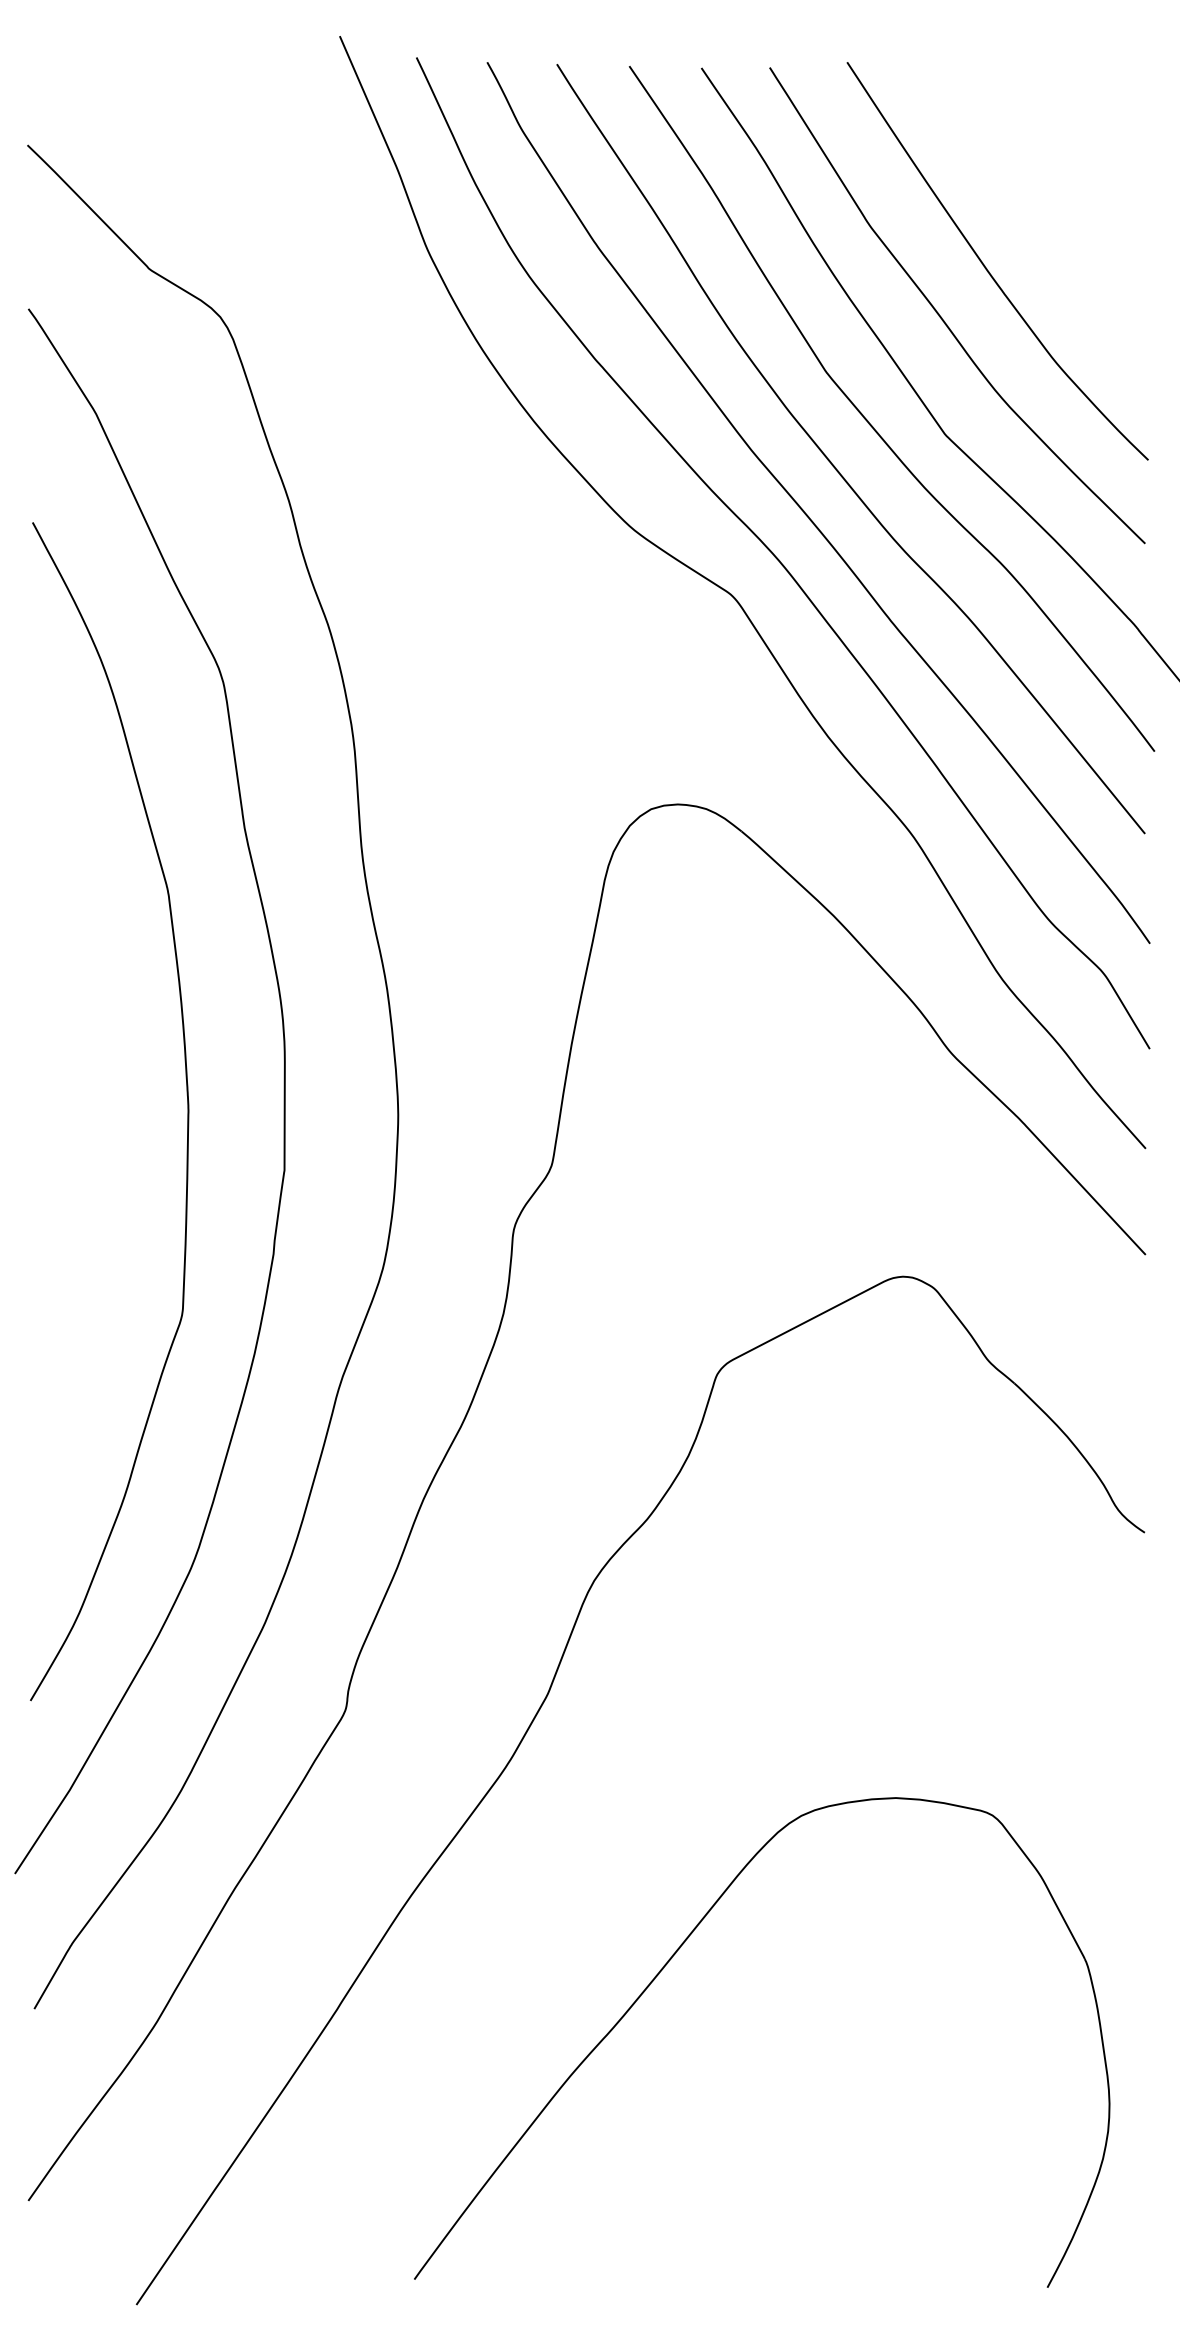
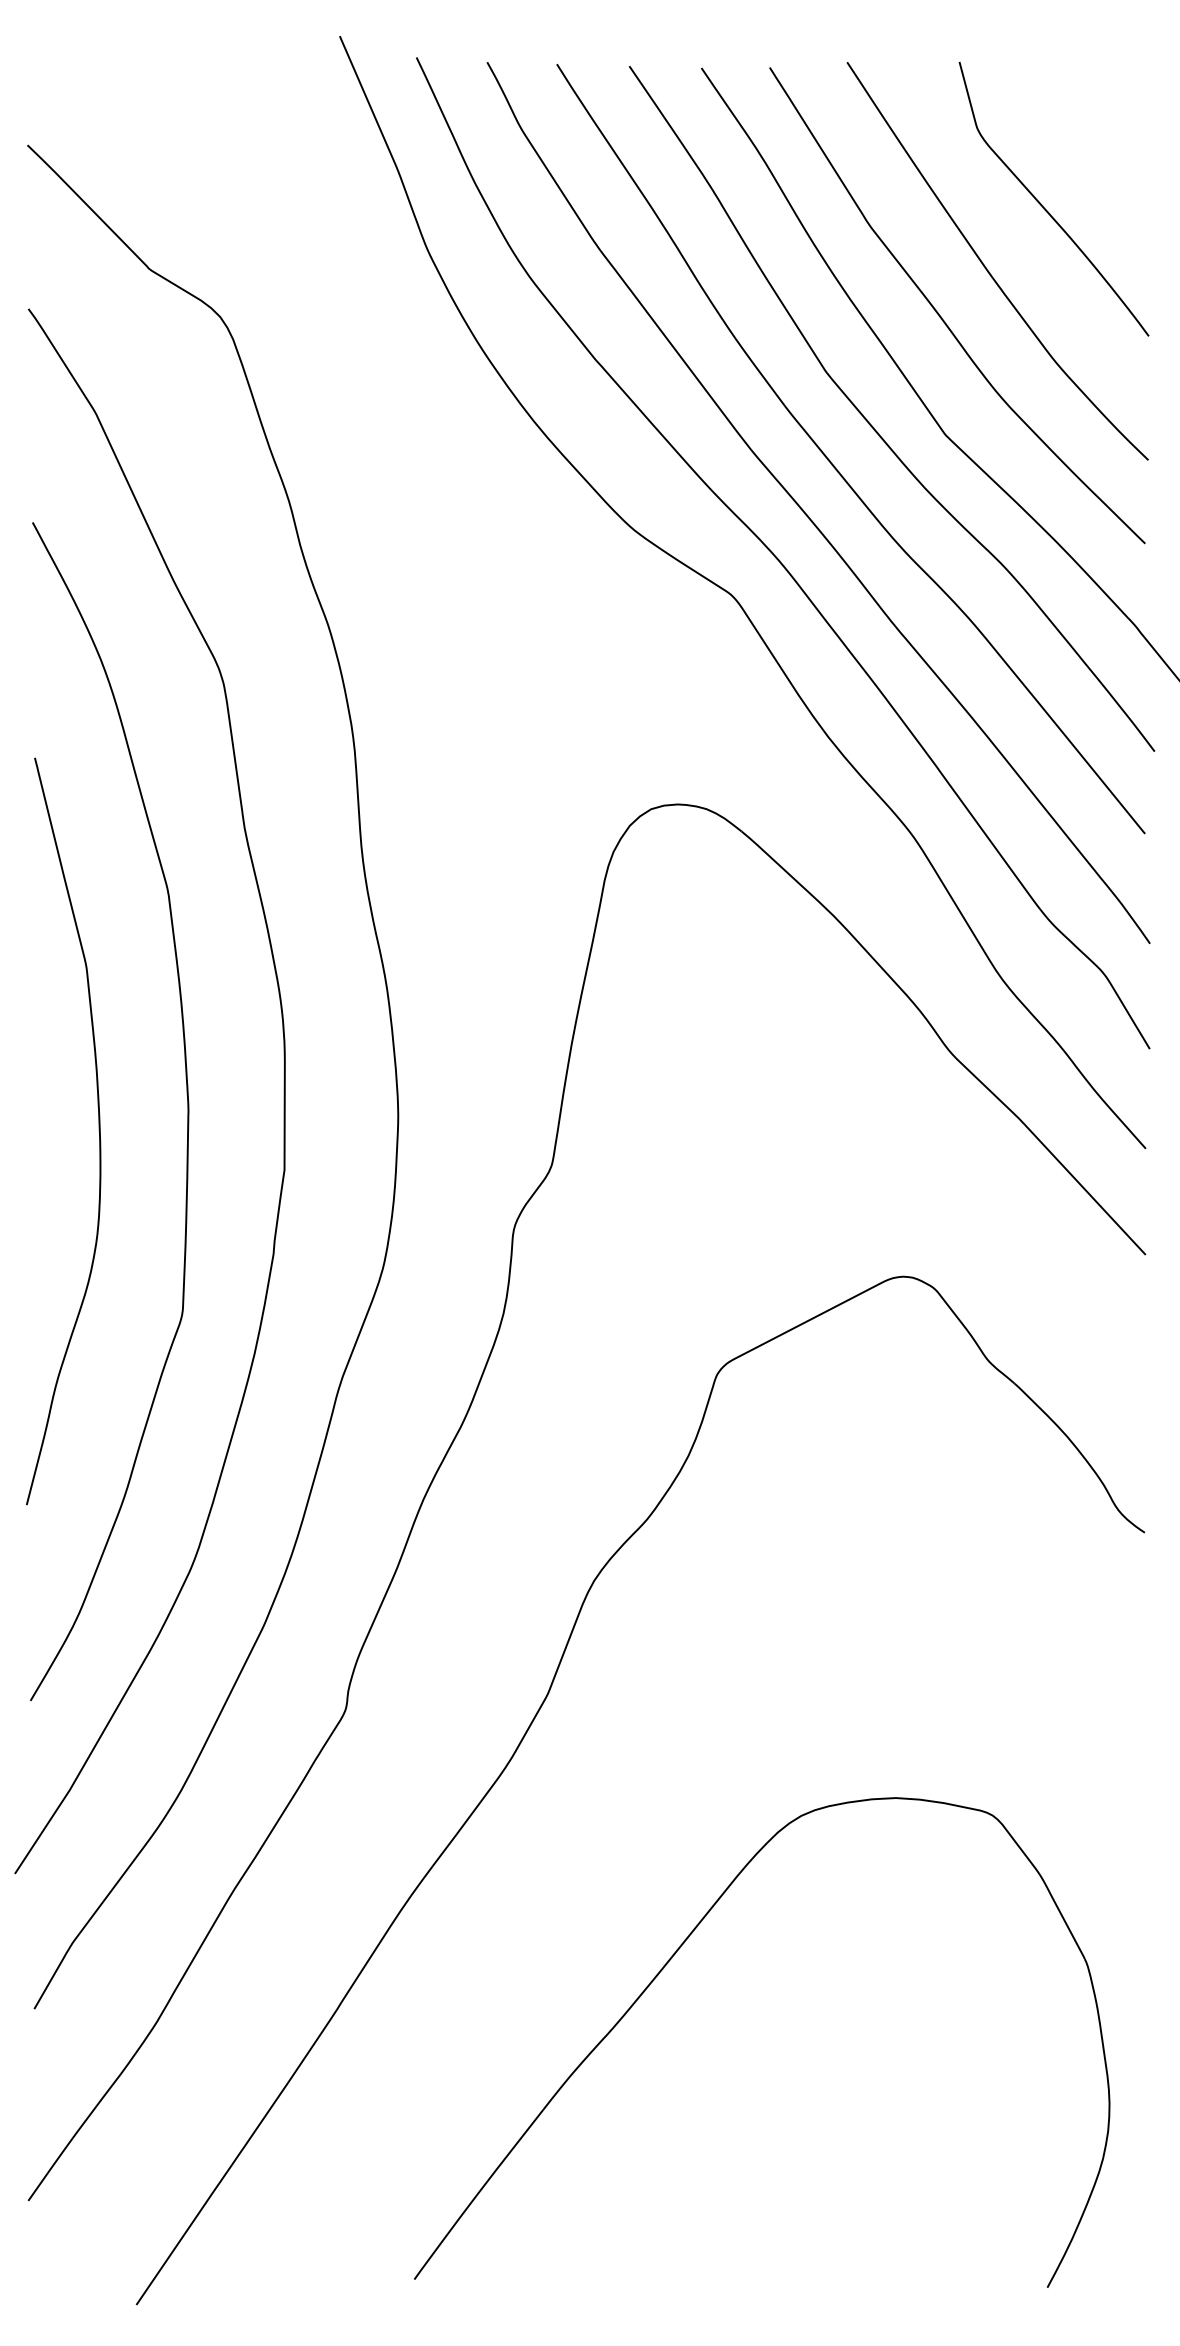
curve: none -> present (1042, 204)
curve: none -> present (98, 1130)
